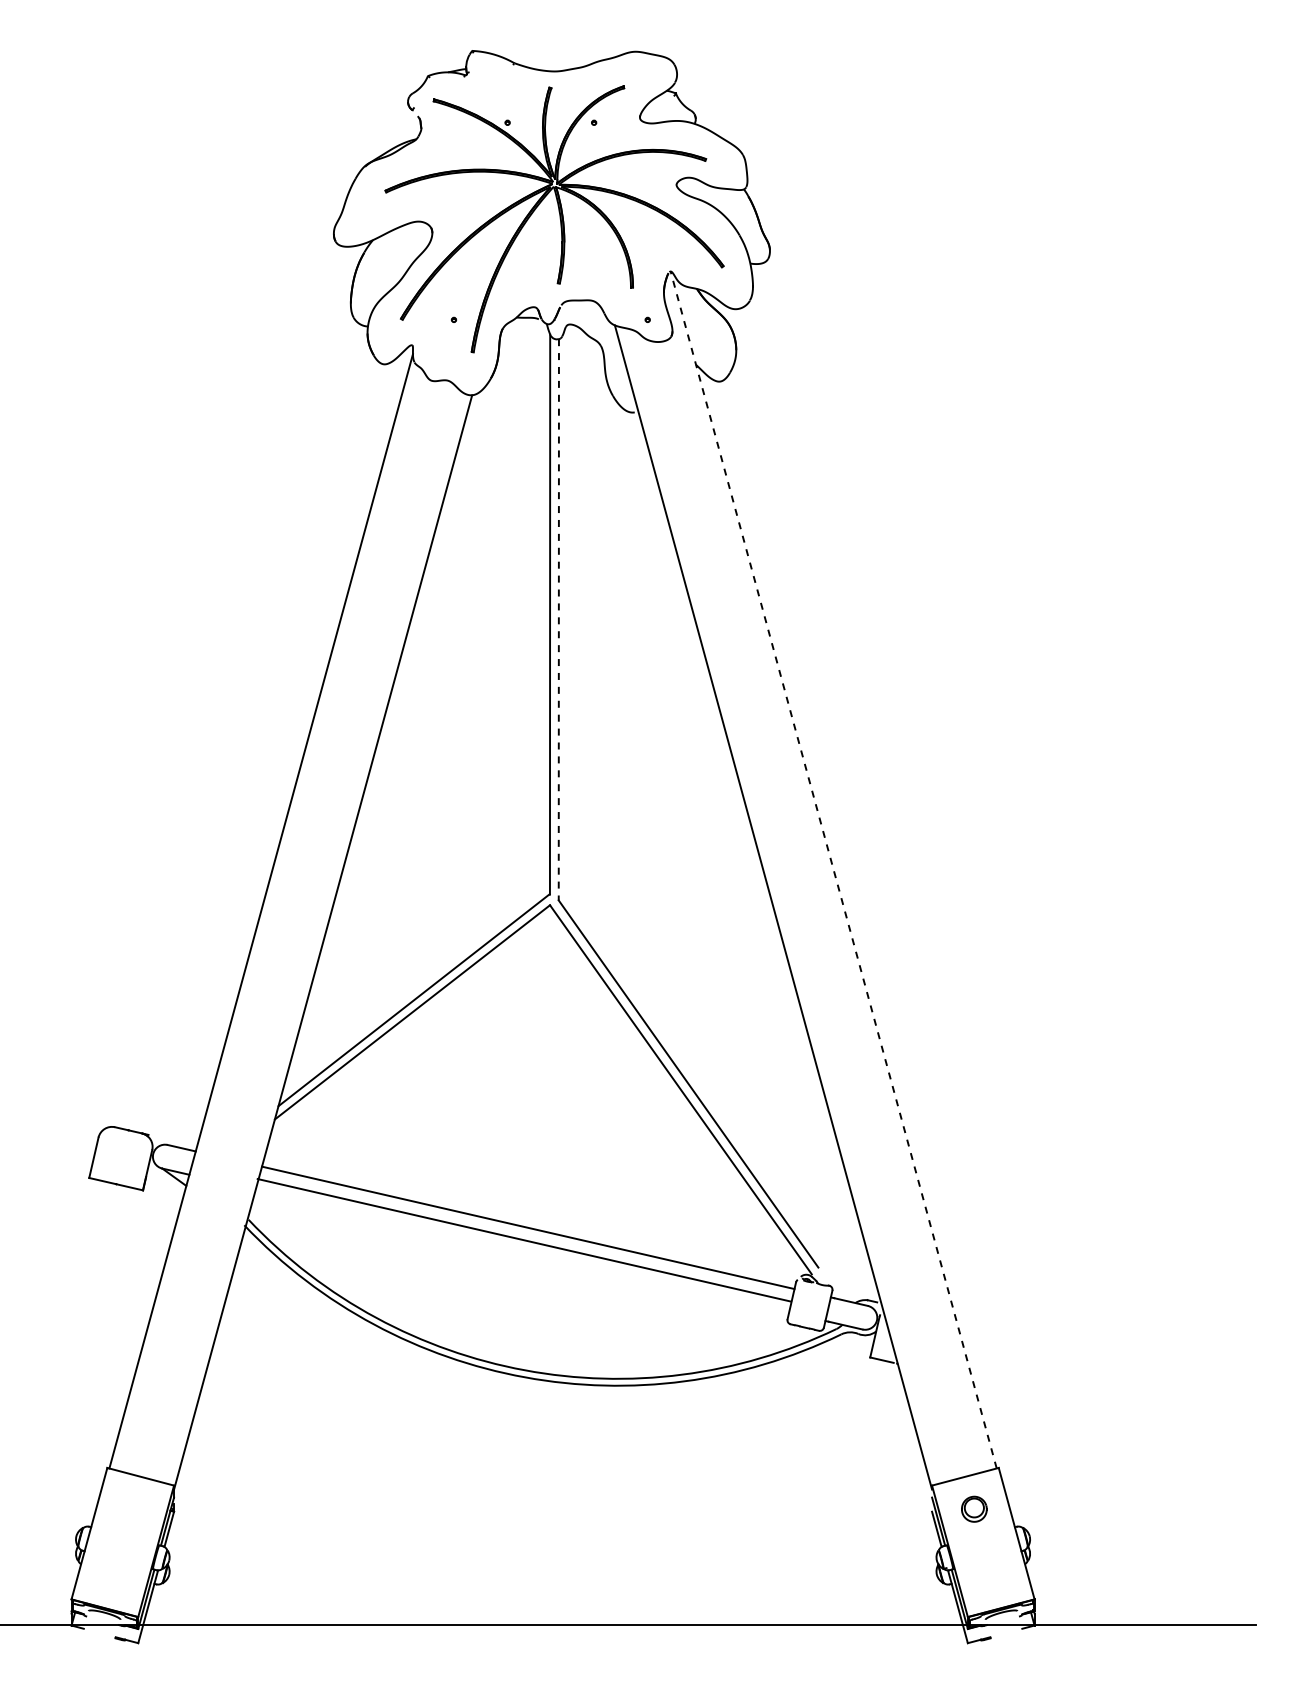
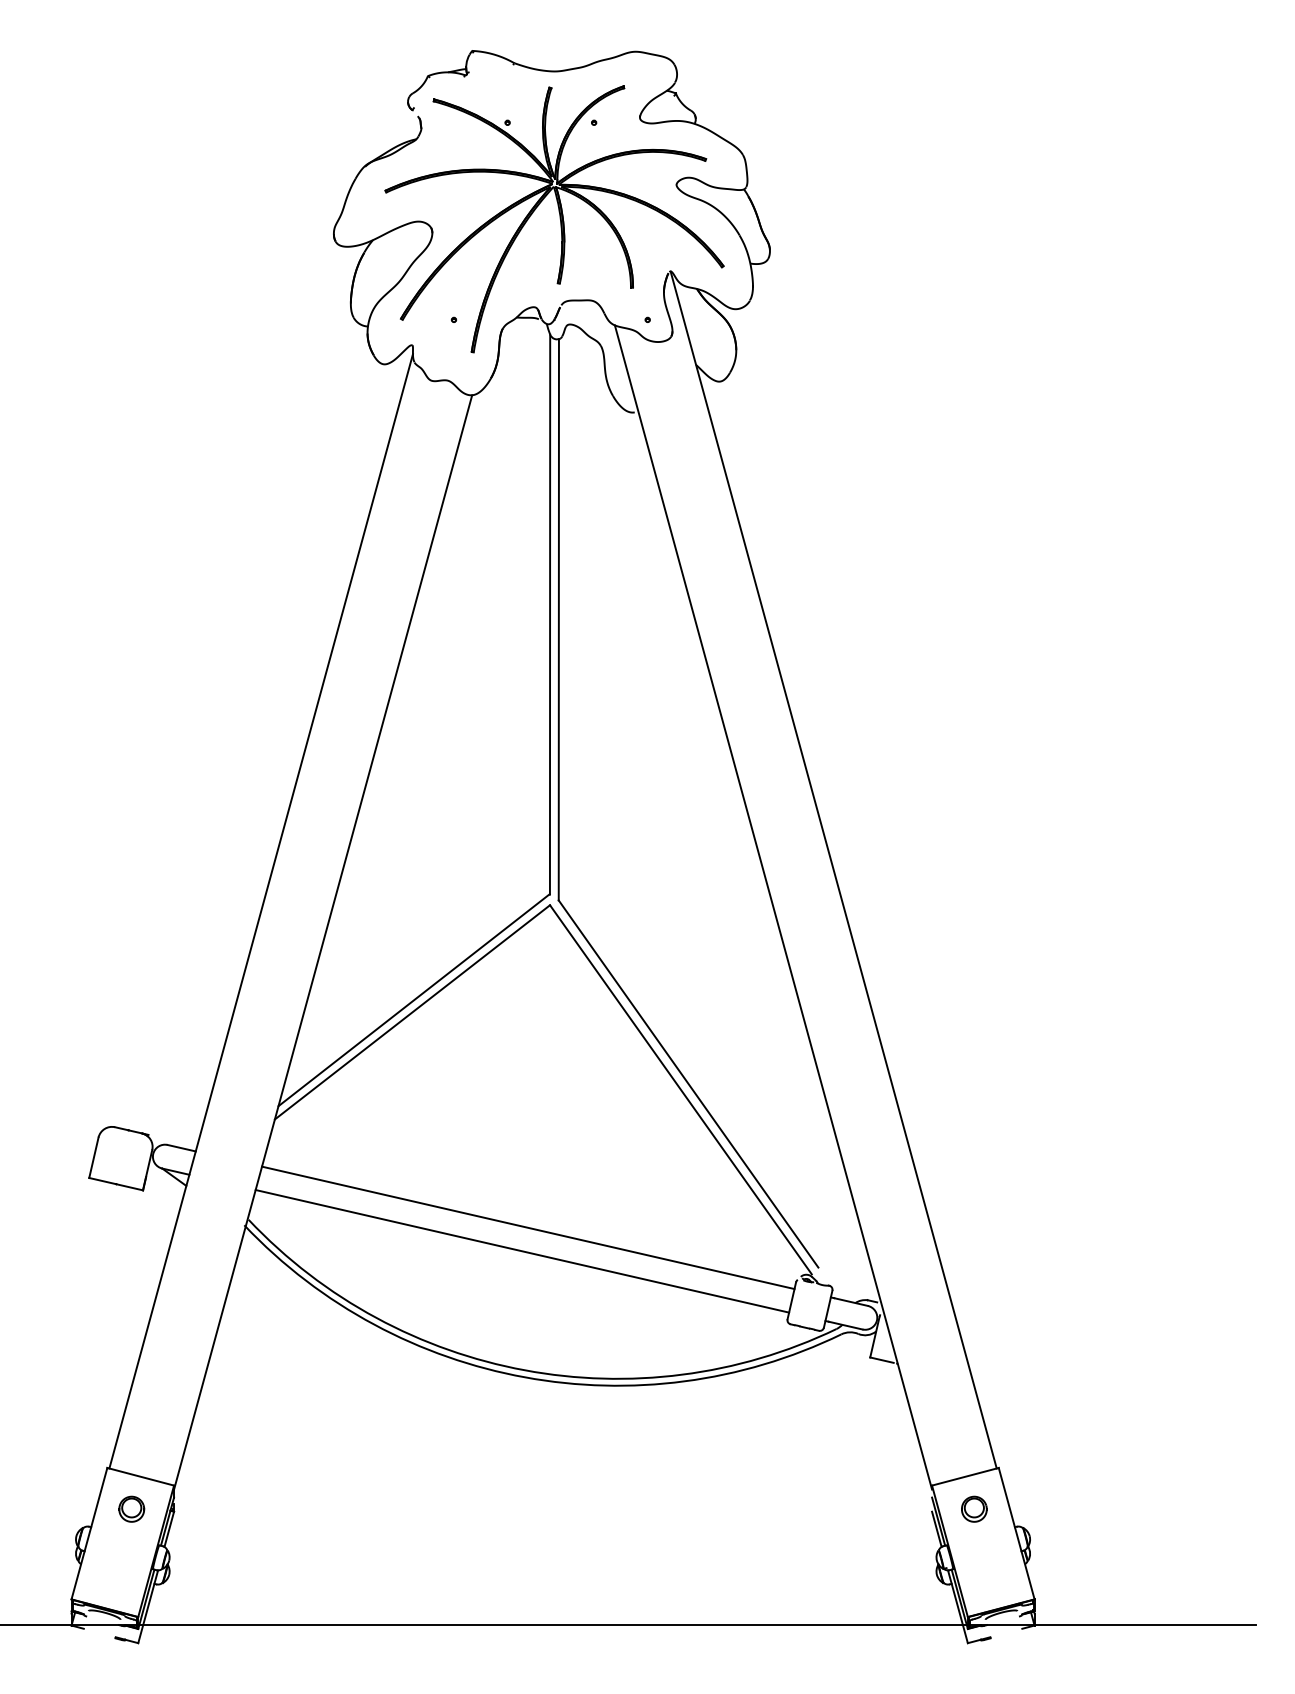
line: dashed -> solid (558, 619)
line: dashed -> solid (833, 869)
line position: (524, 1240) -> (522, 1251) (522, 1251)
part: none -> present (131, 1508)
